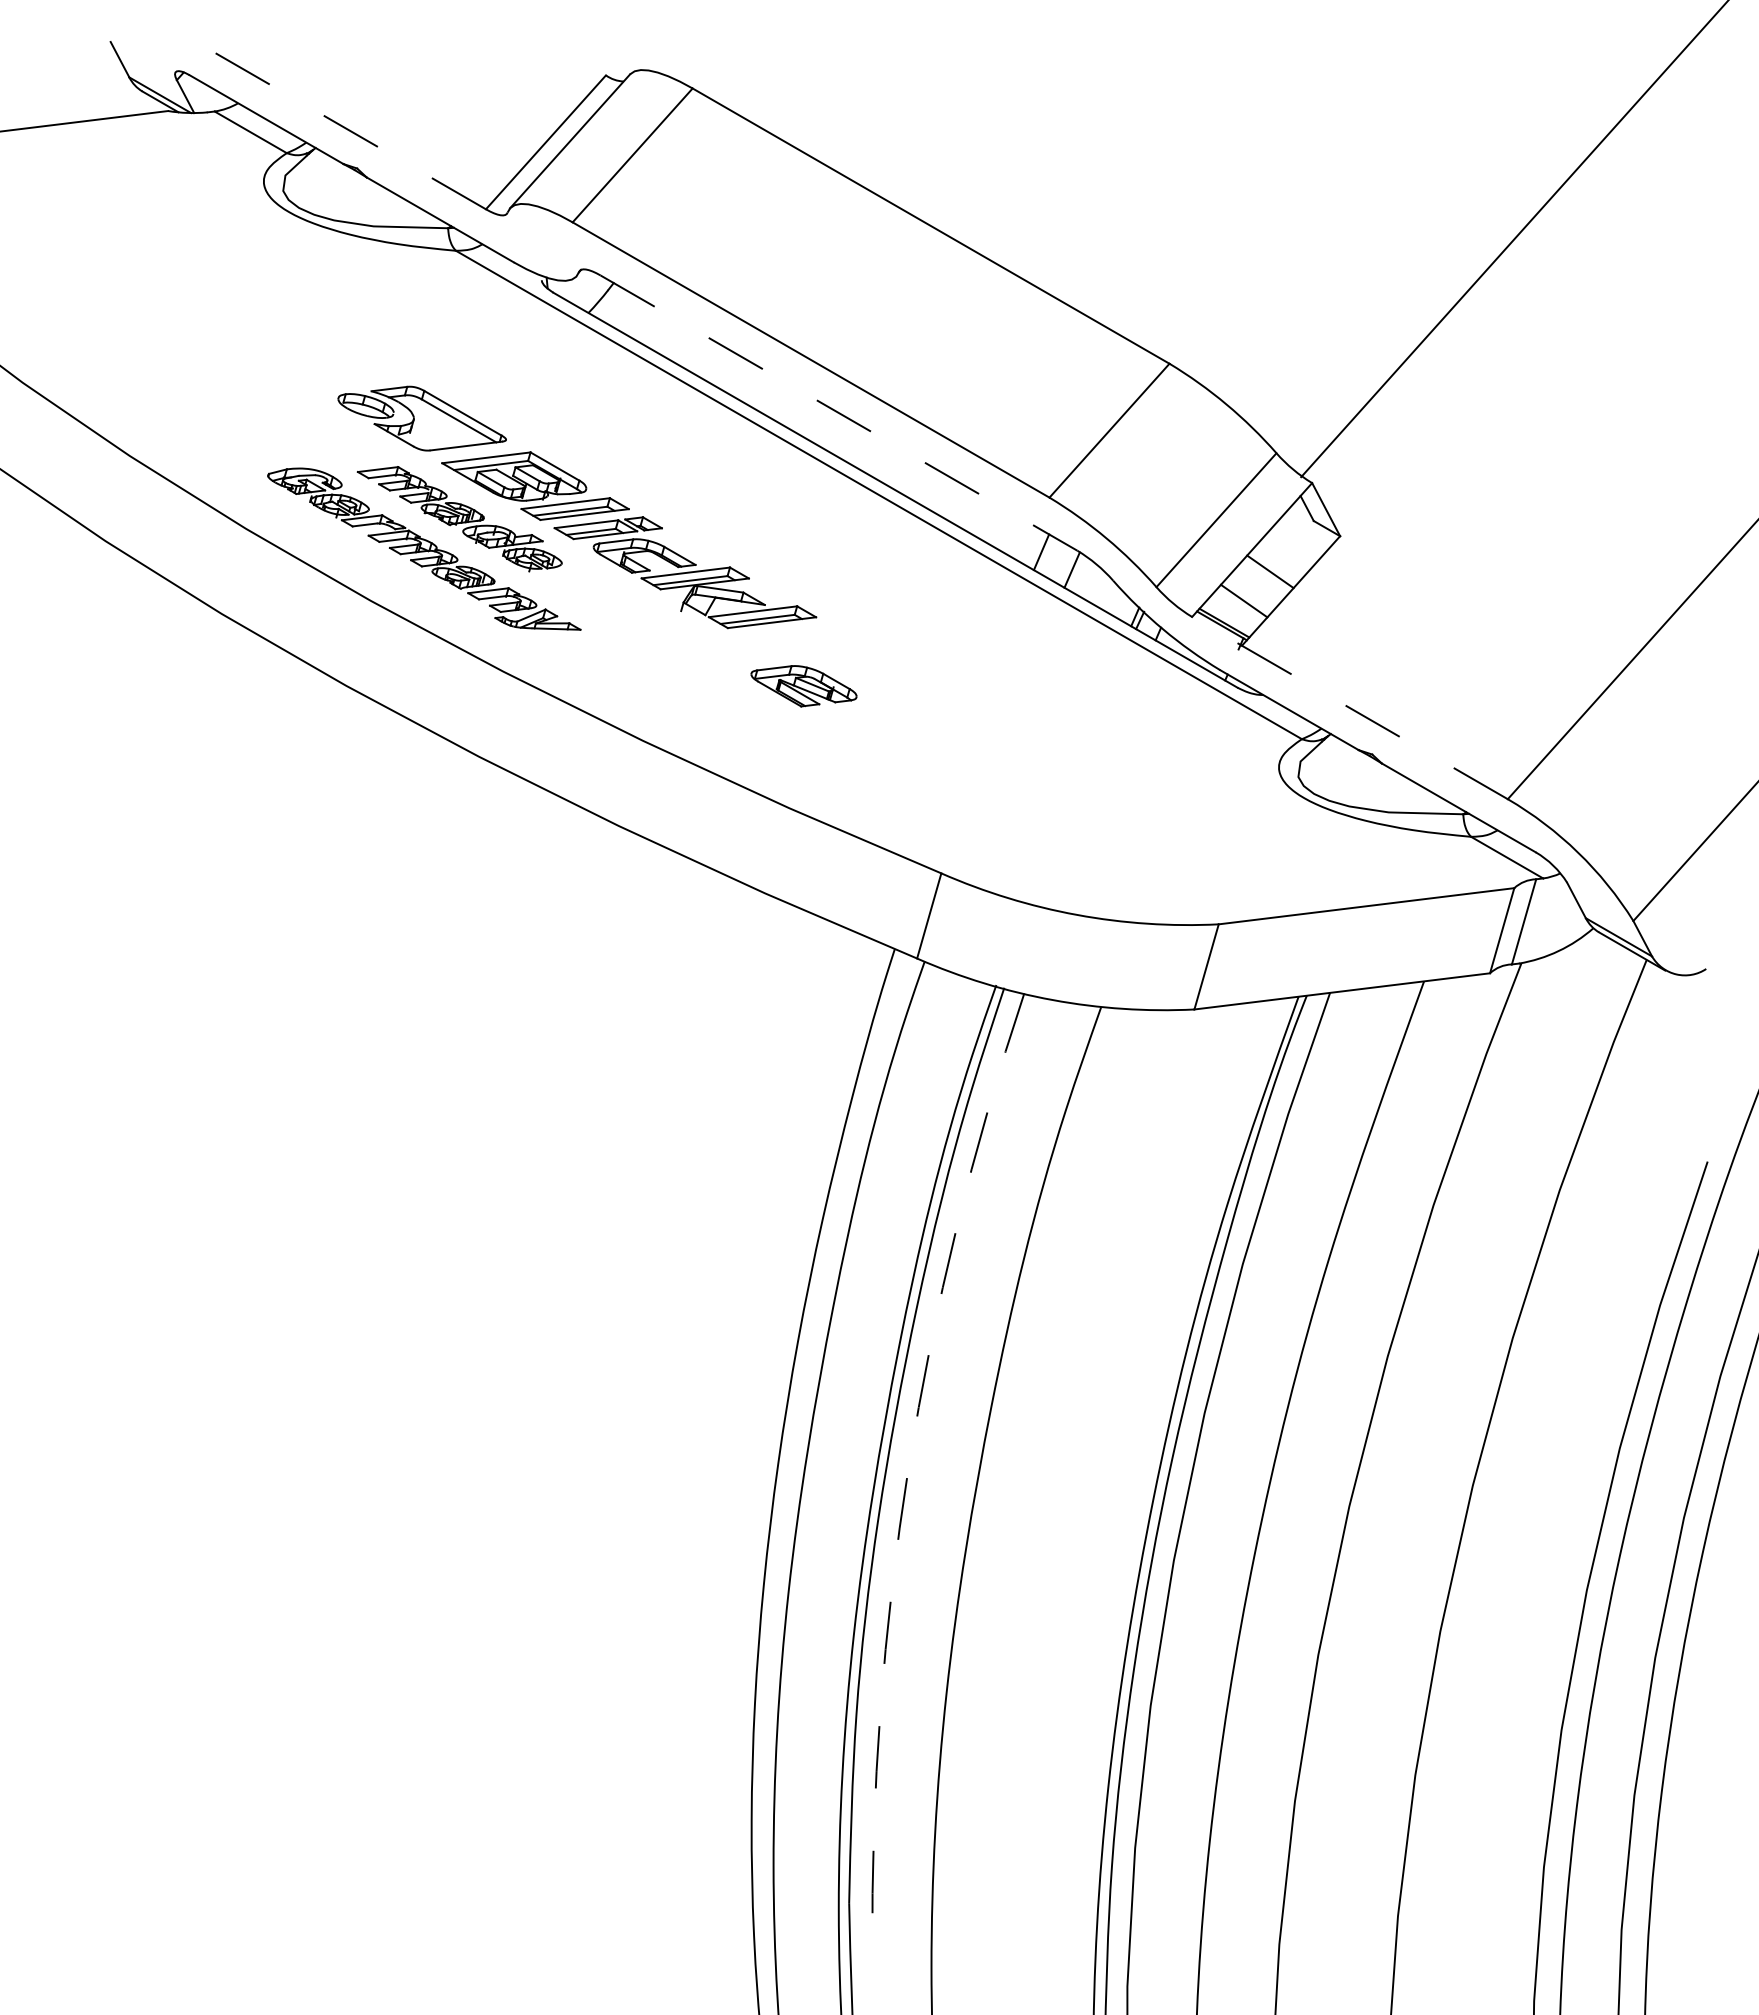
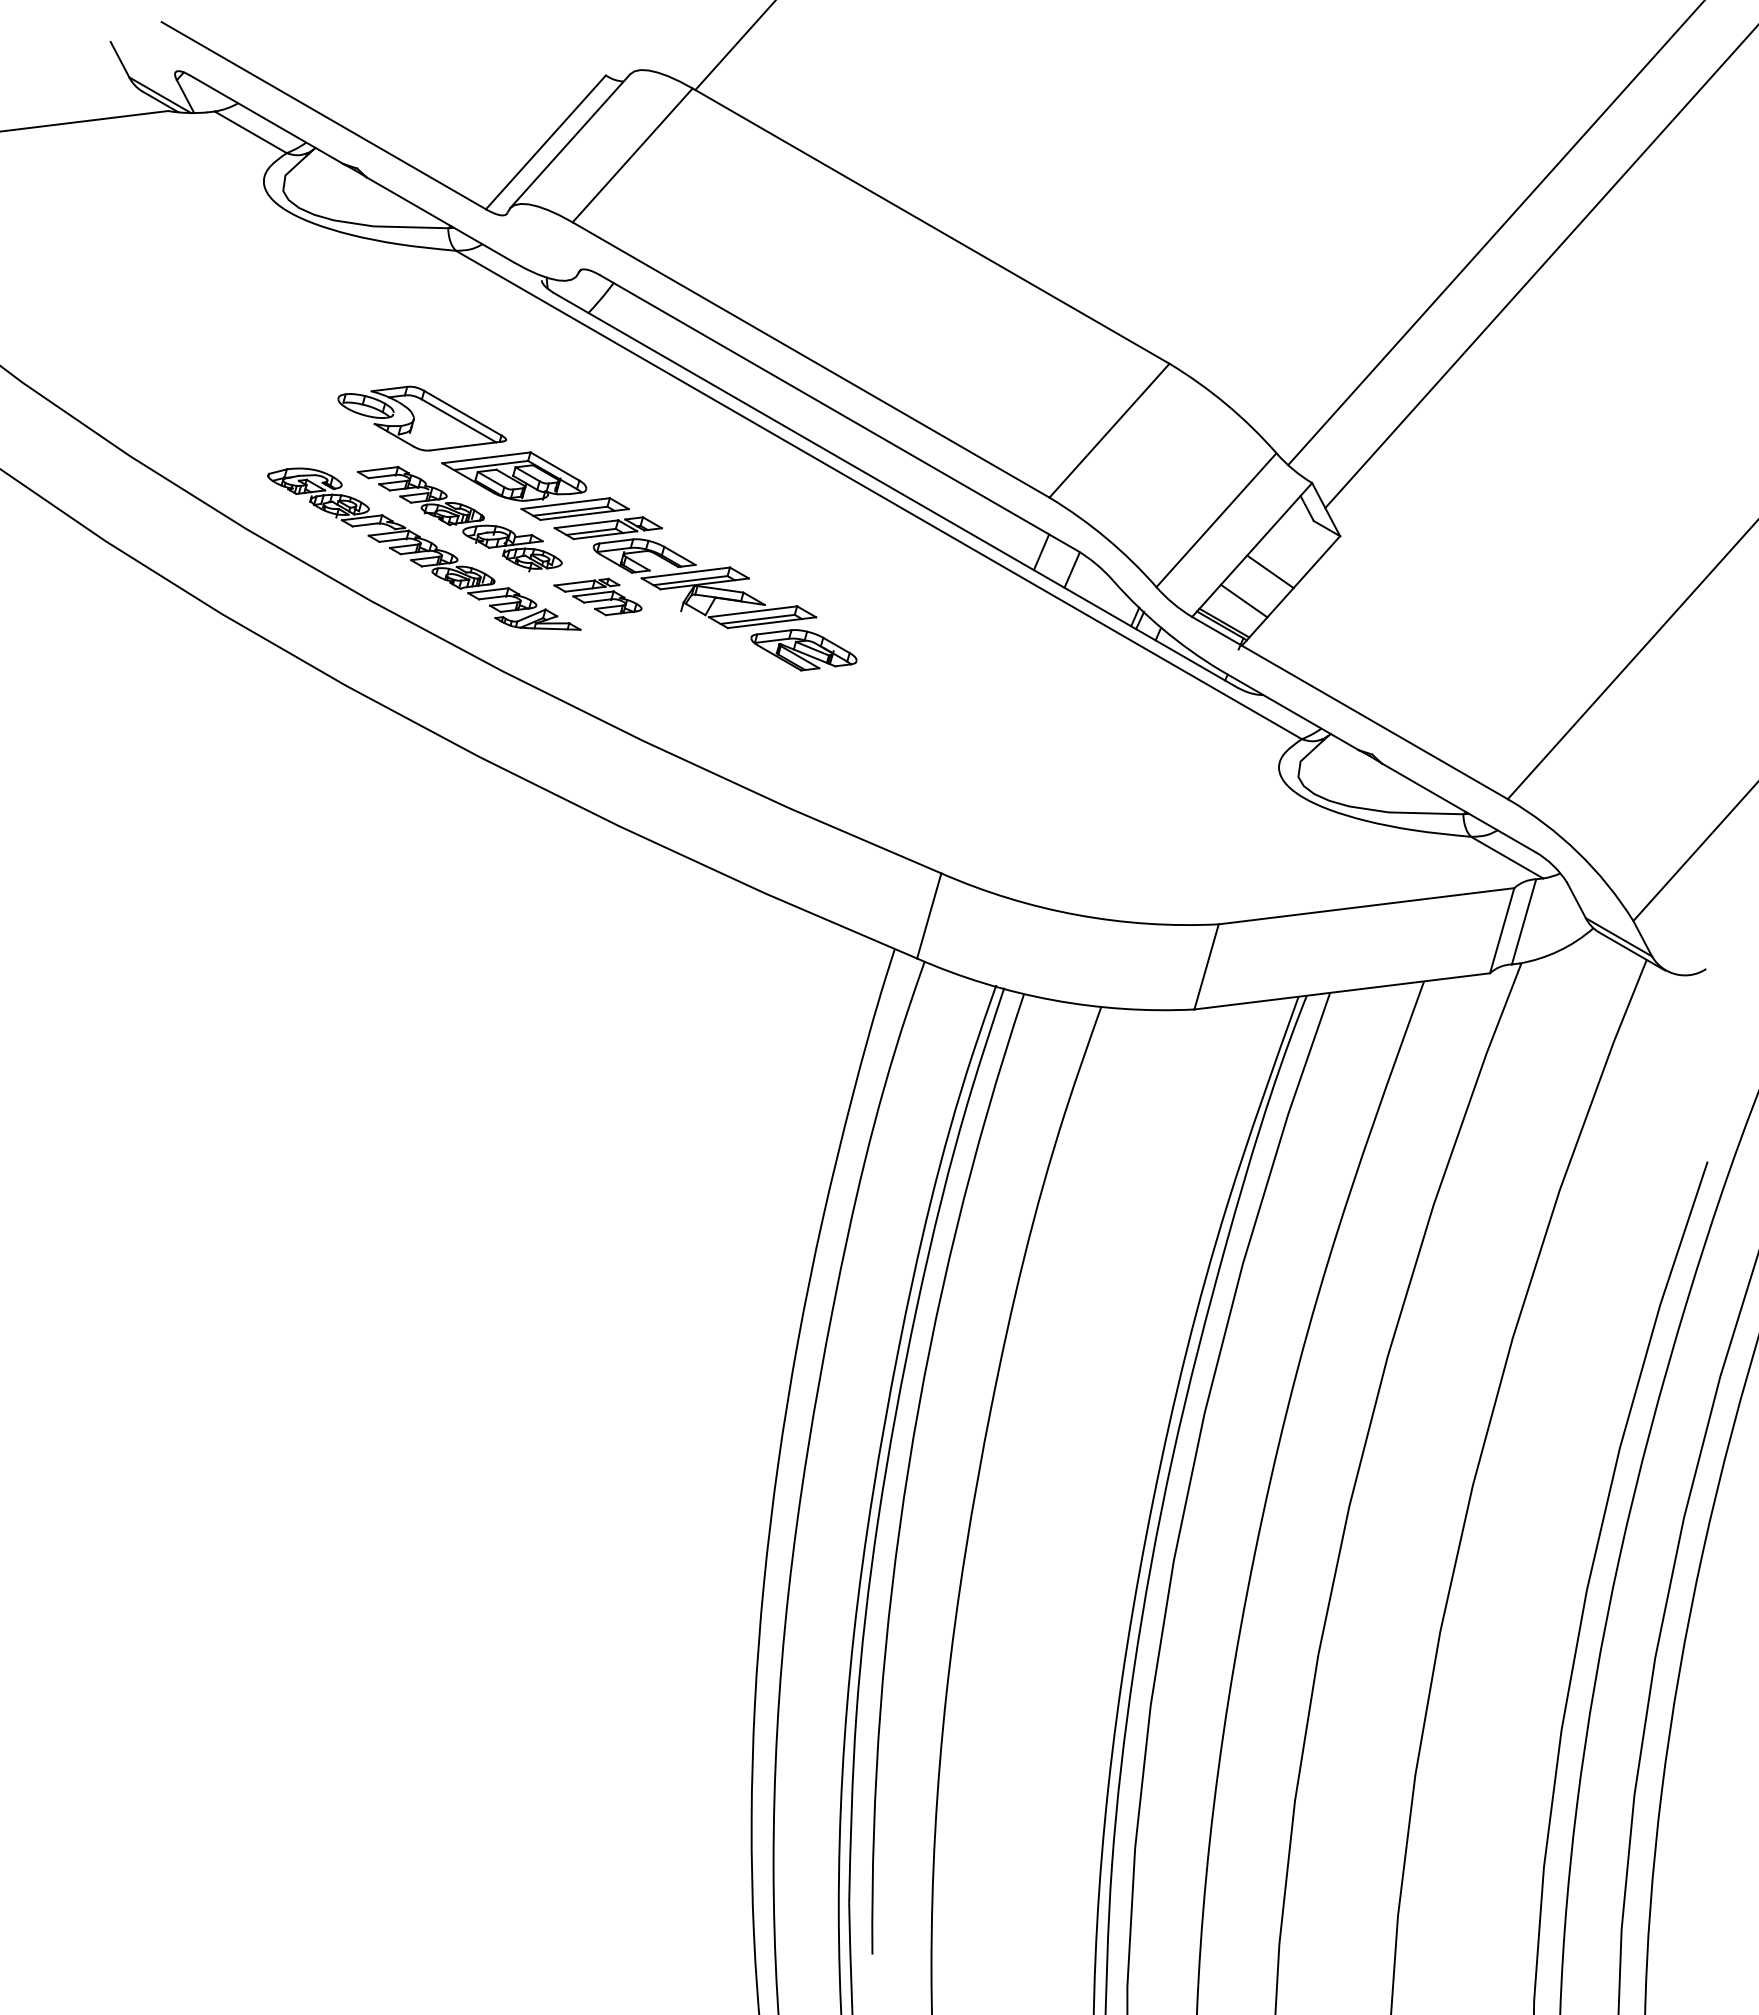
line: none -> present (734, 46)
line: dashed -> solid (323, 115)
line position: (1513, 239) -> (1495, 233) (1495, 233)
line: none -> present (1540, 267)
line: dashed -> solid (839, 413)
part: none -> present (597, 596)
part position: (803, 686) -> (803, 650) (803, 650)
line: dashed -> solid (1349, 707)
arc: dashed -> solid (908, 1467)
